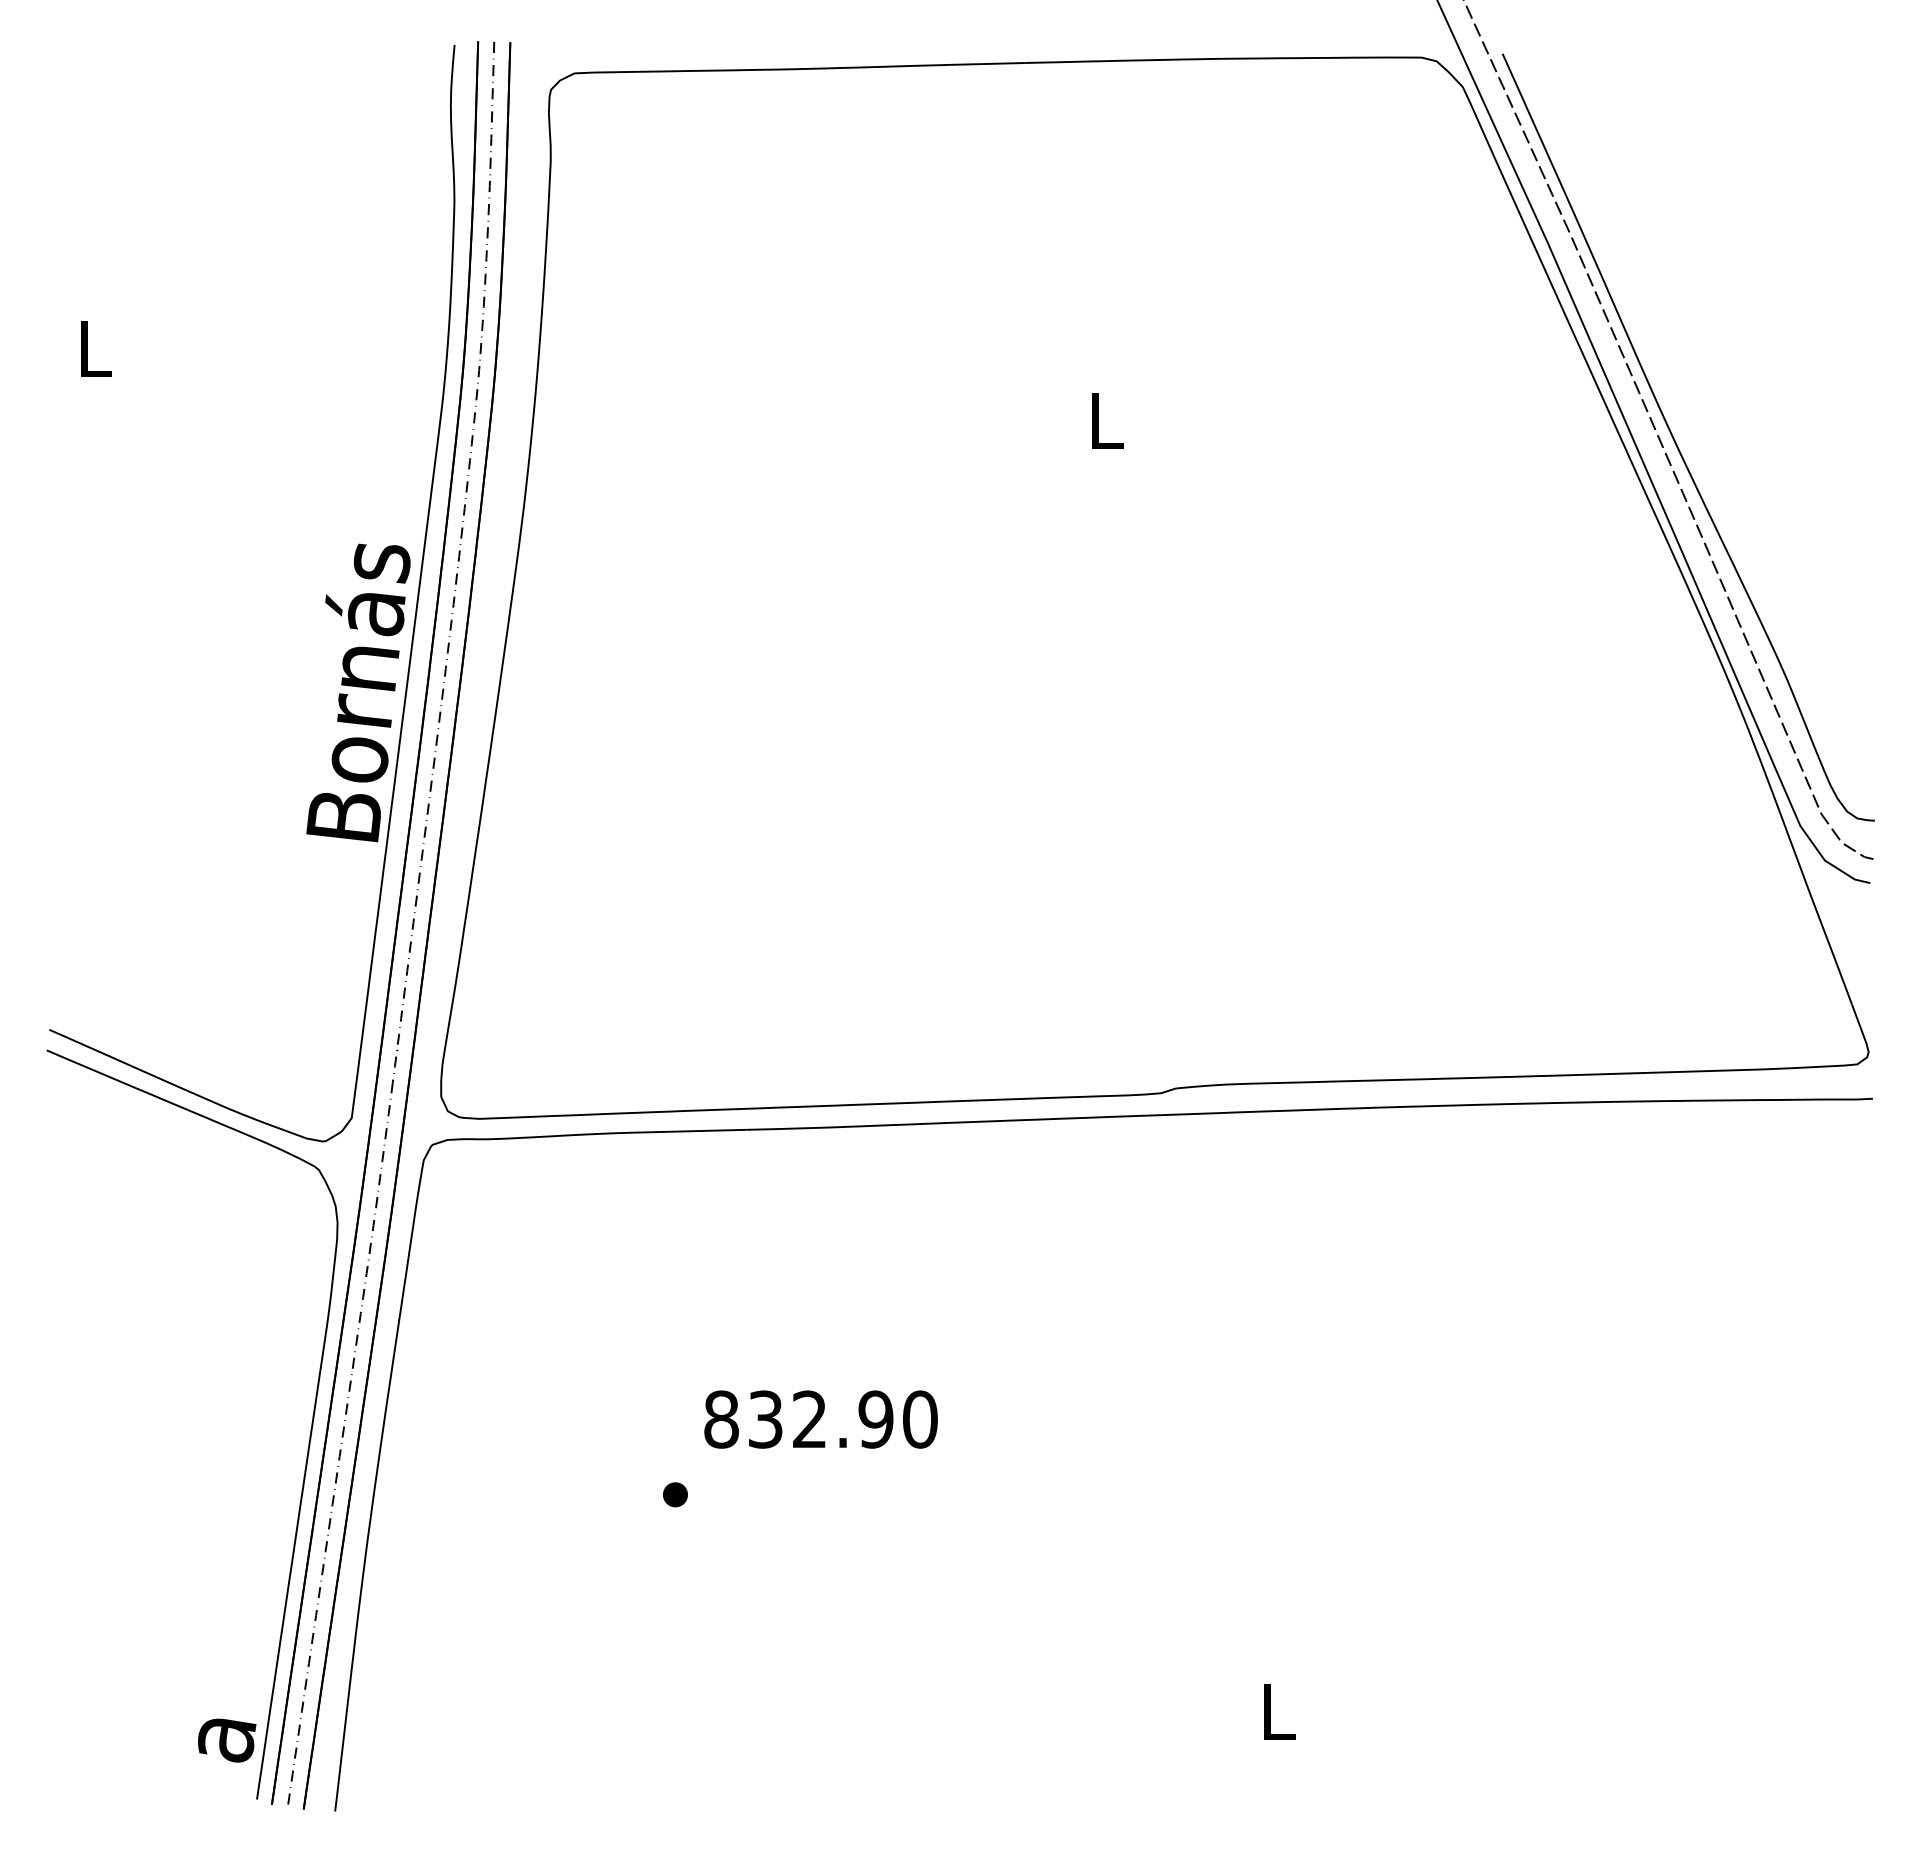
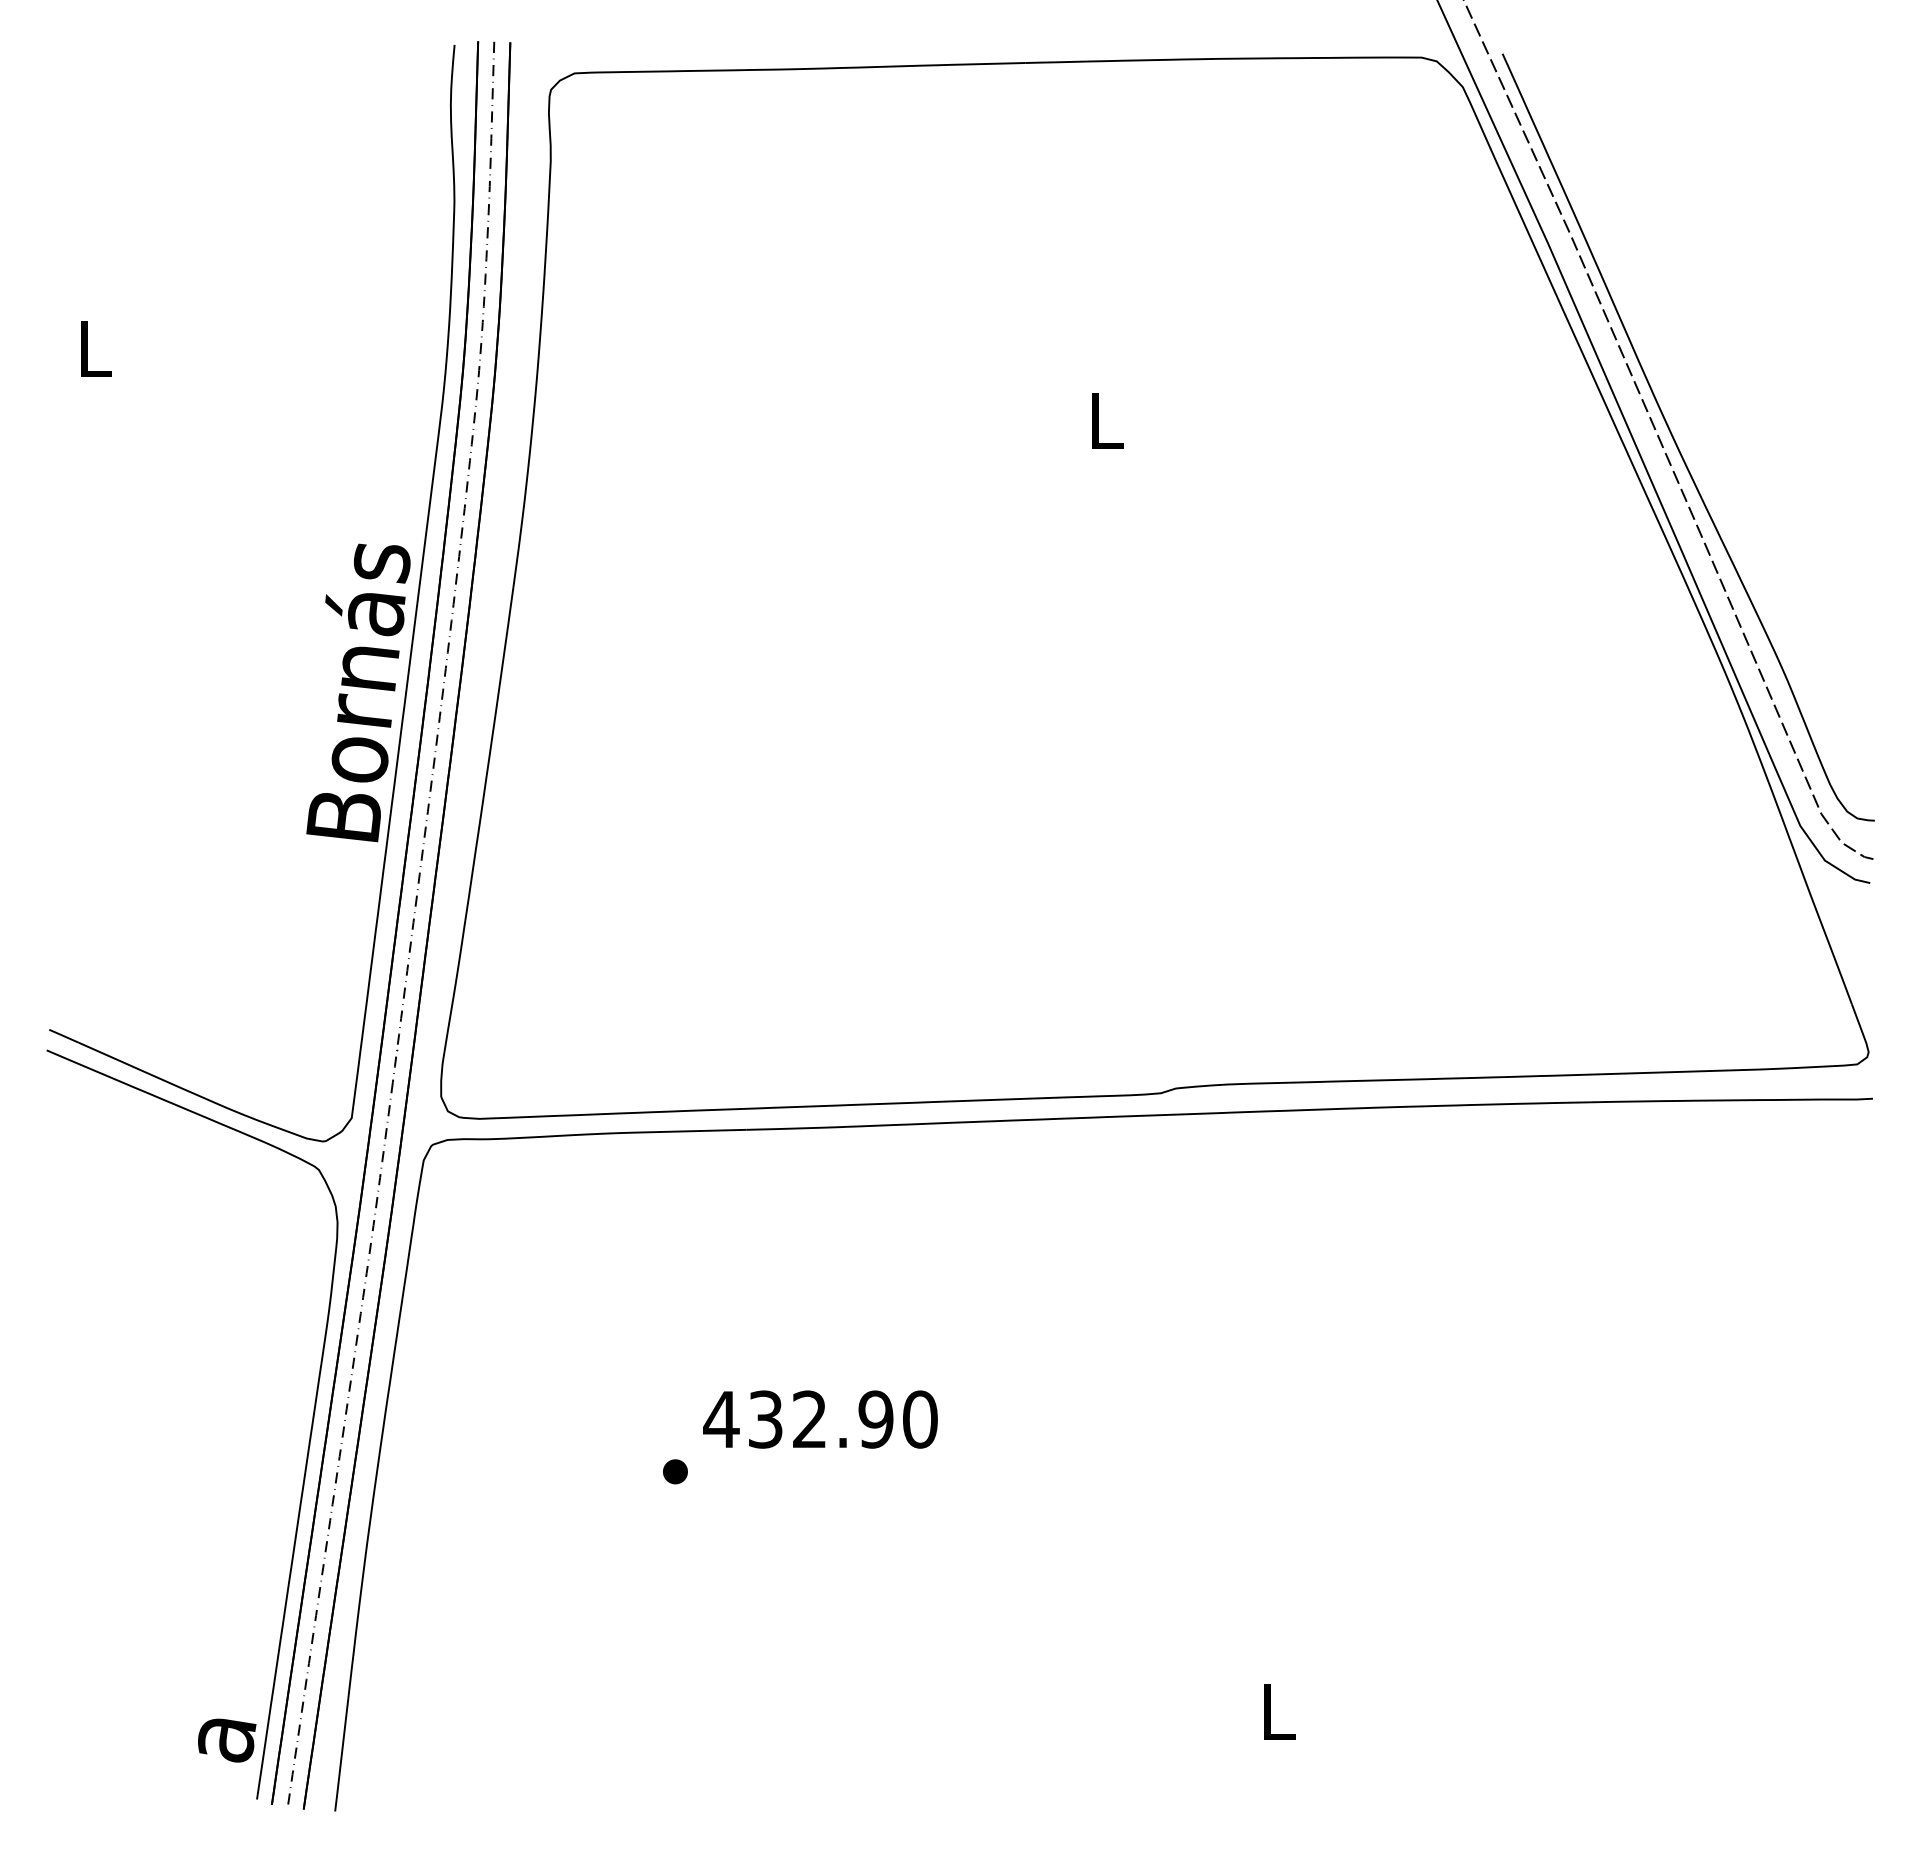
text: 832.90 -> 432.90 (721, 1419)
part position: (675, 1494) -> (675, 1471) (675, 1471)
